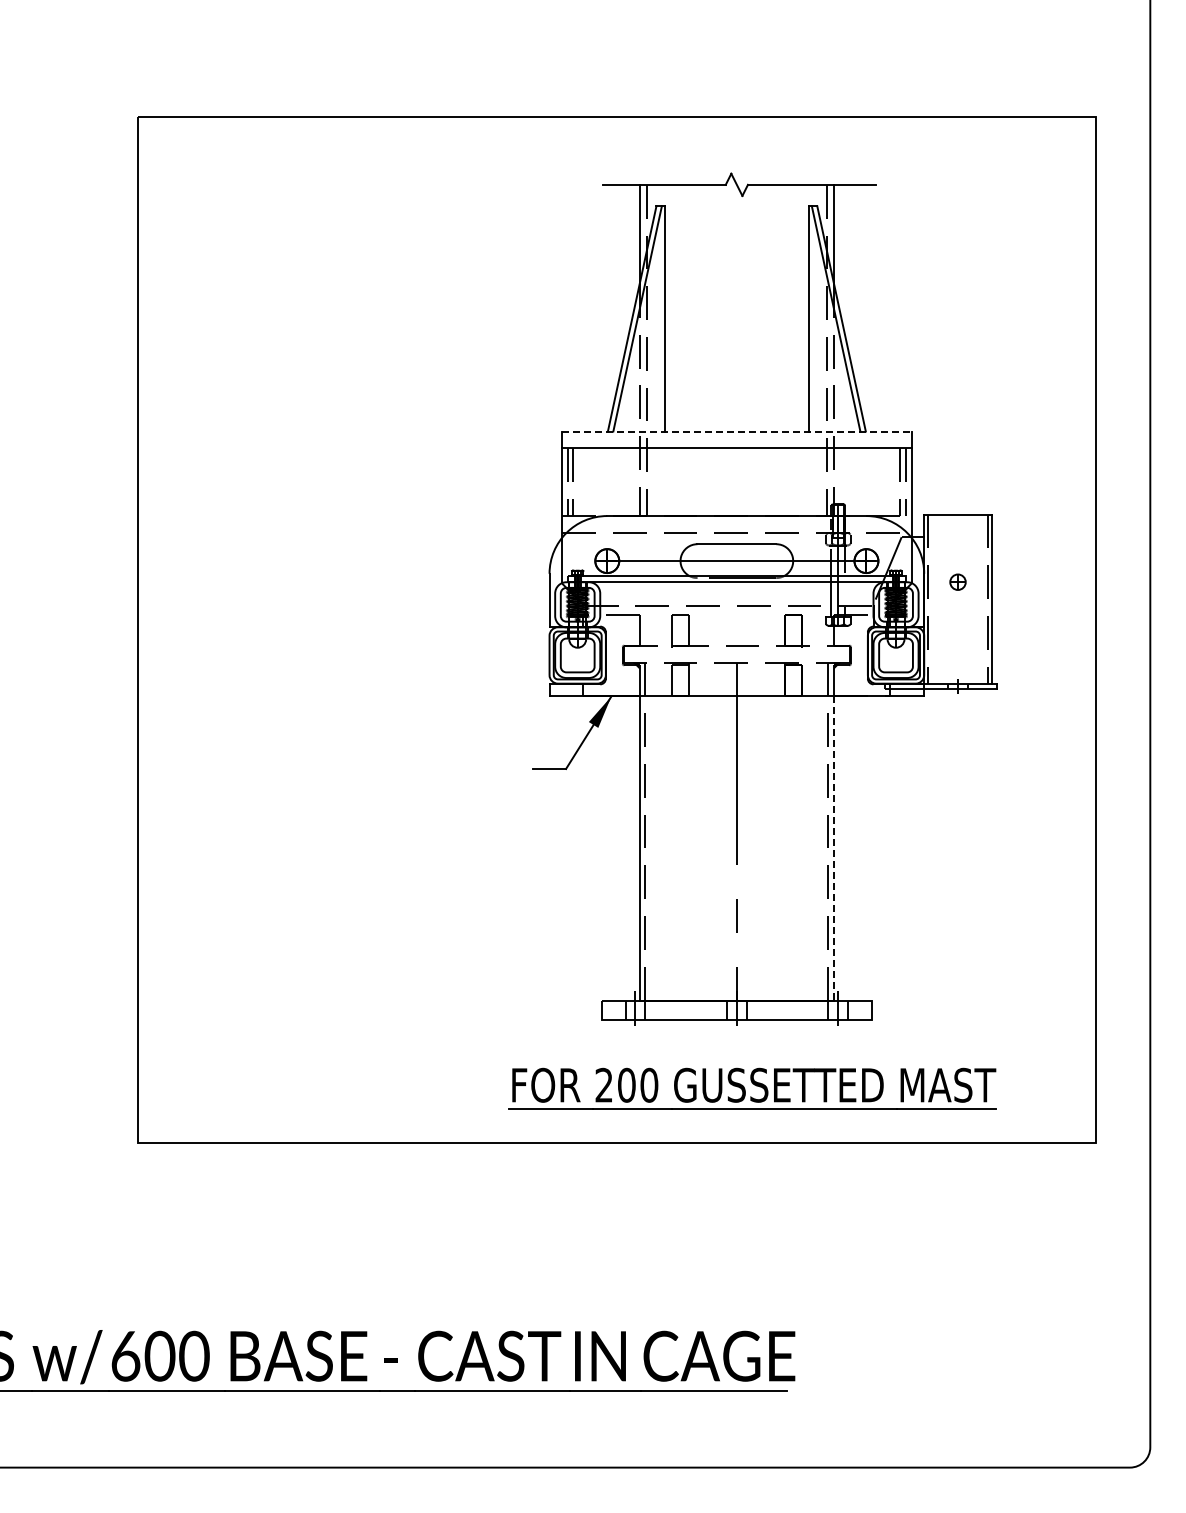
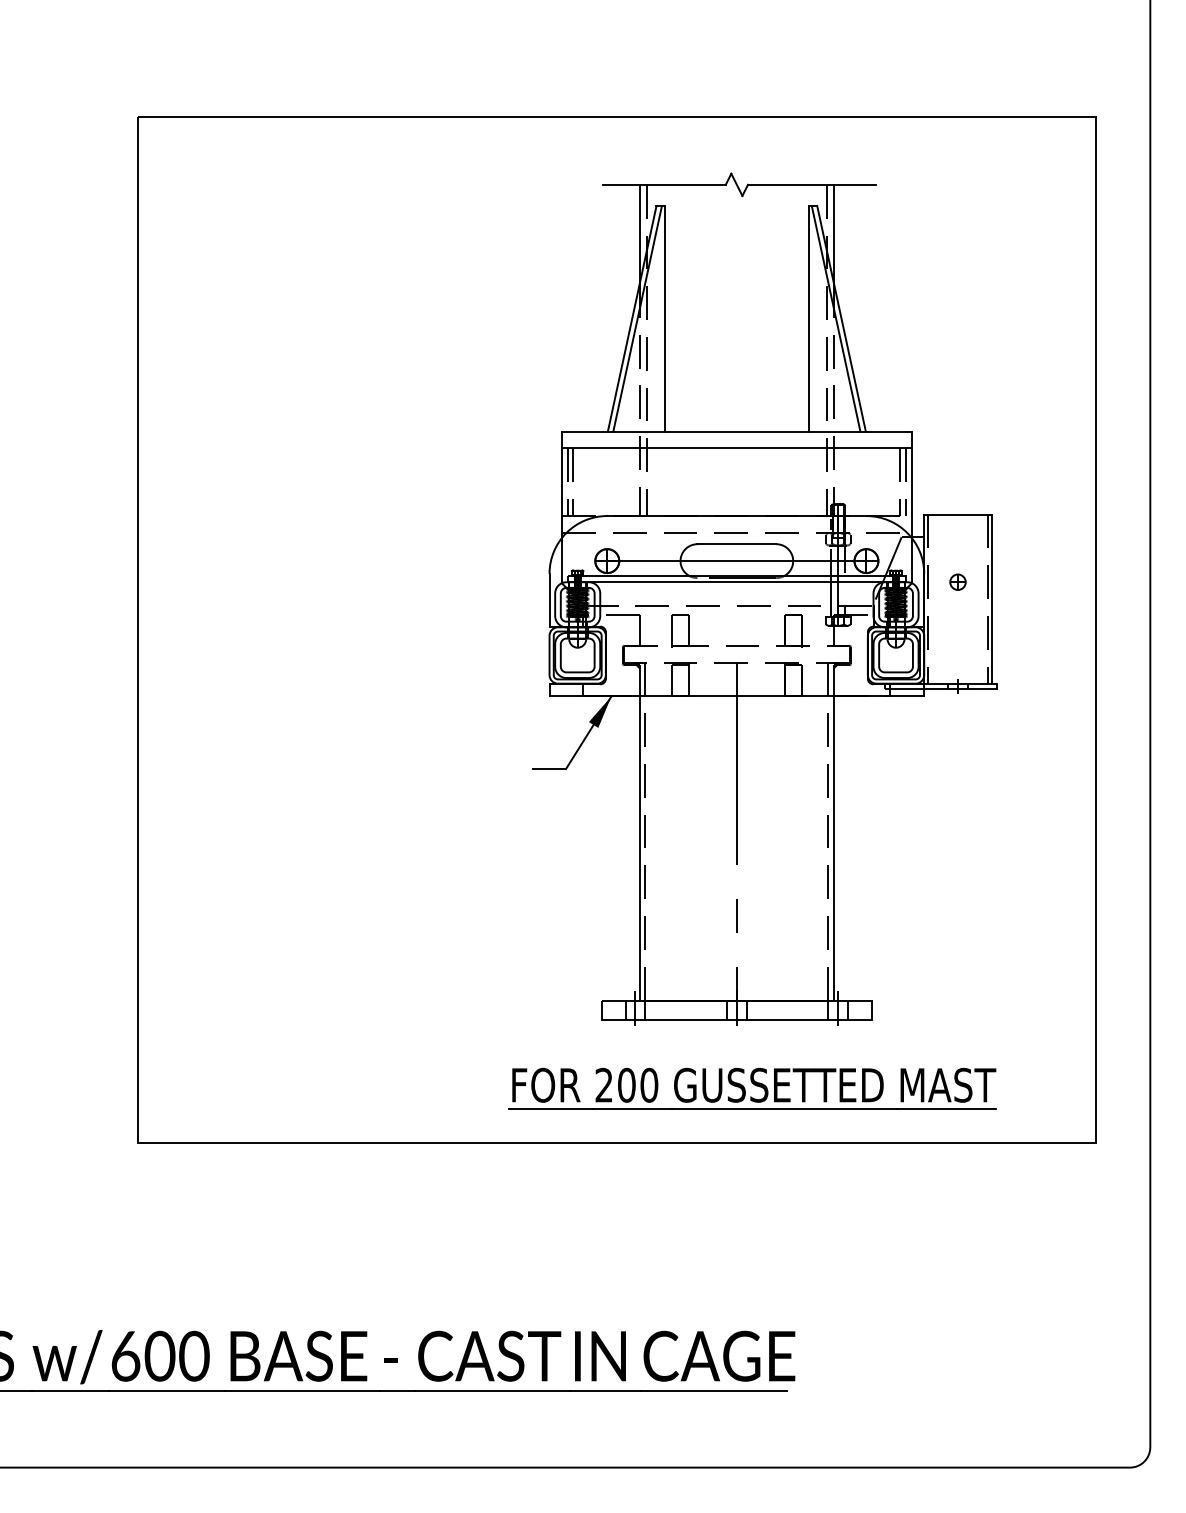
line: dashed -> solid (736, 431)
line: dashed -> solid (834, 848)
